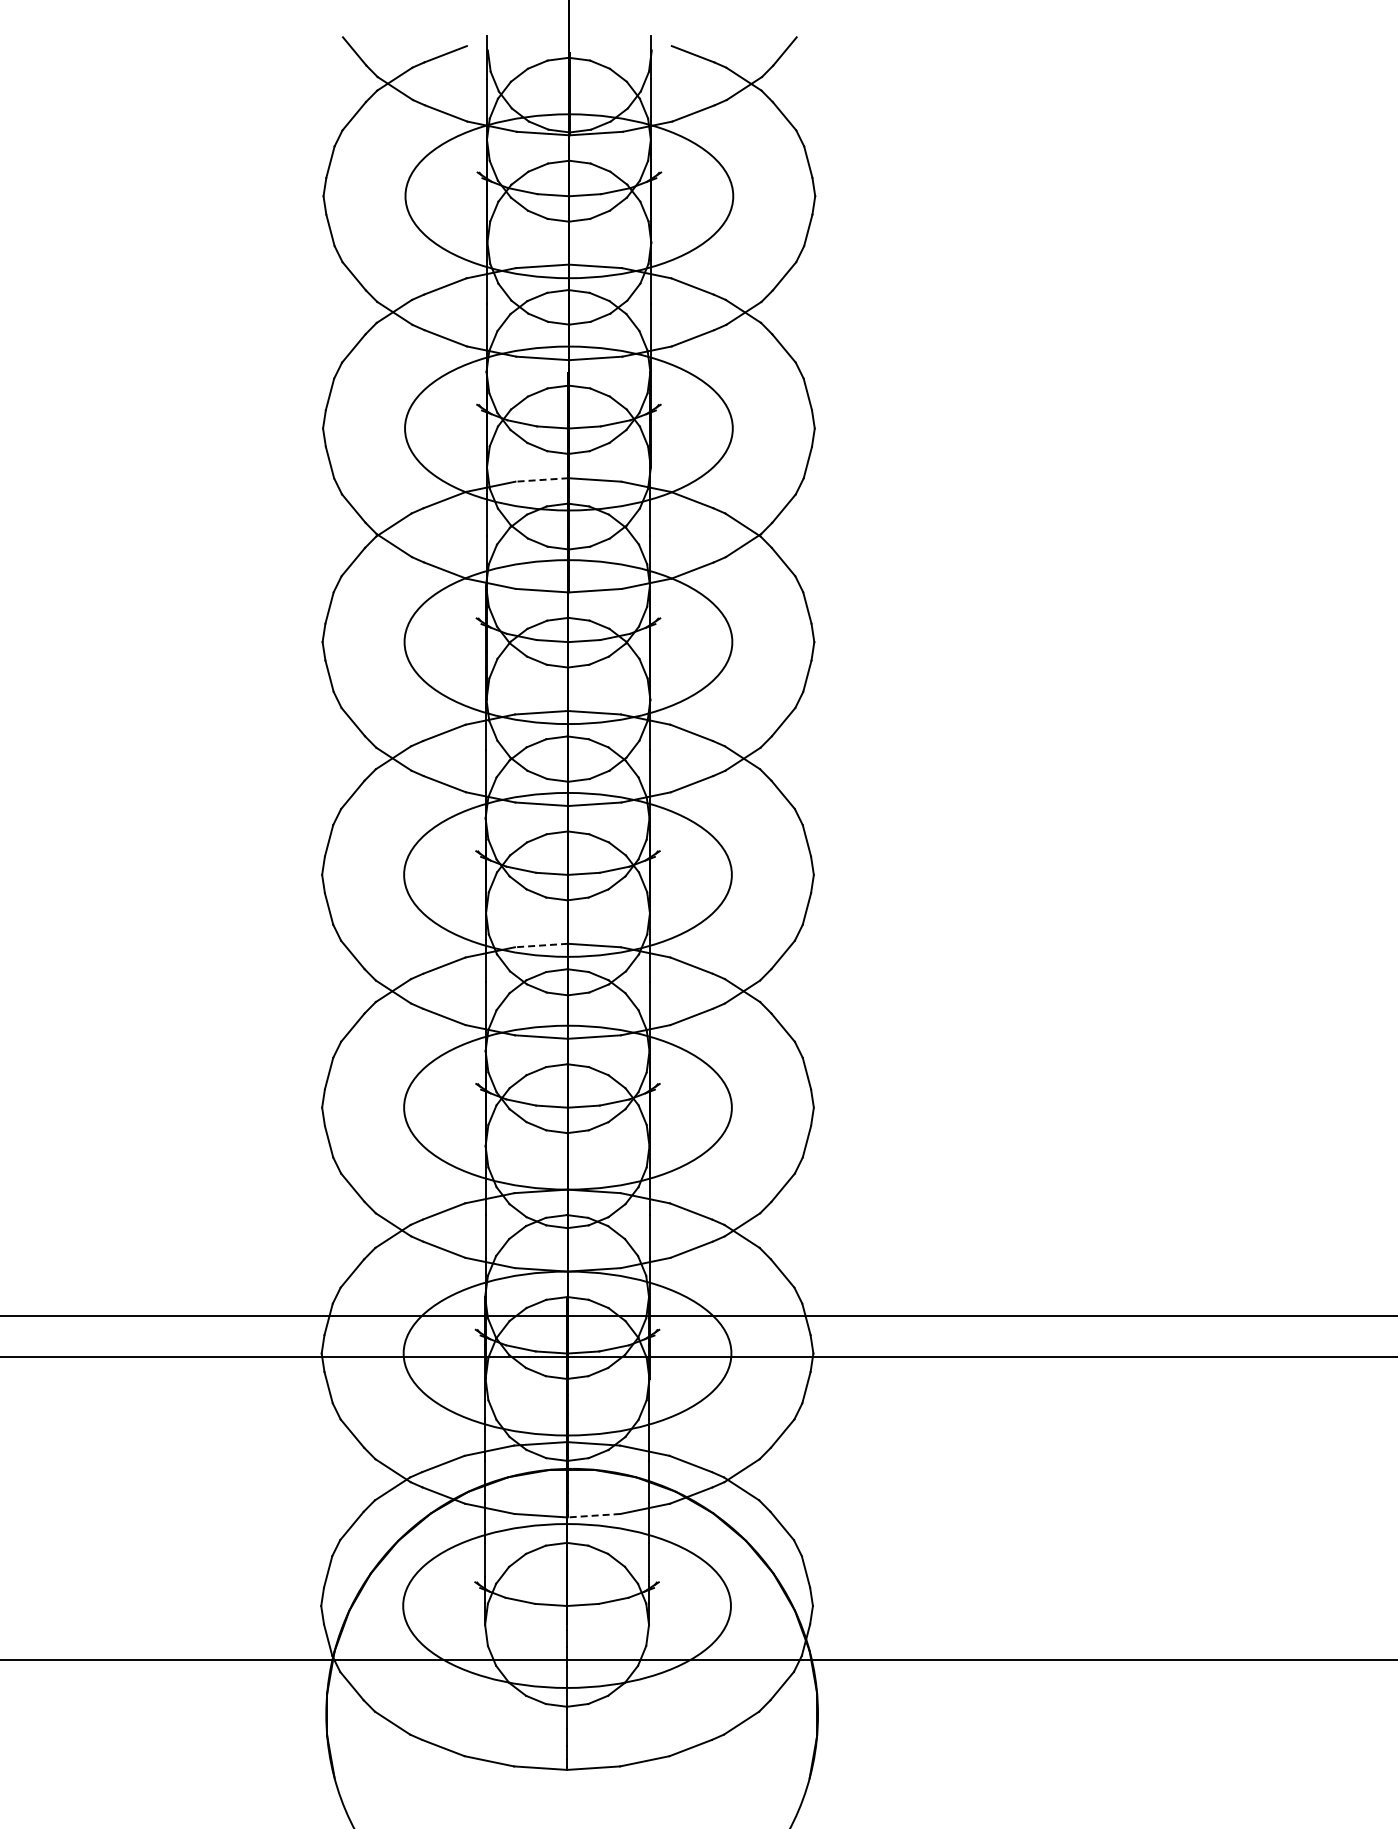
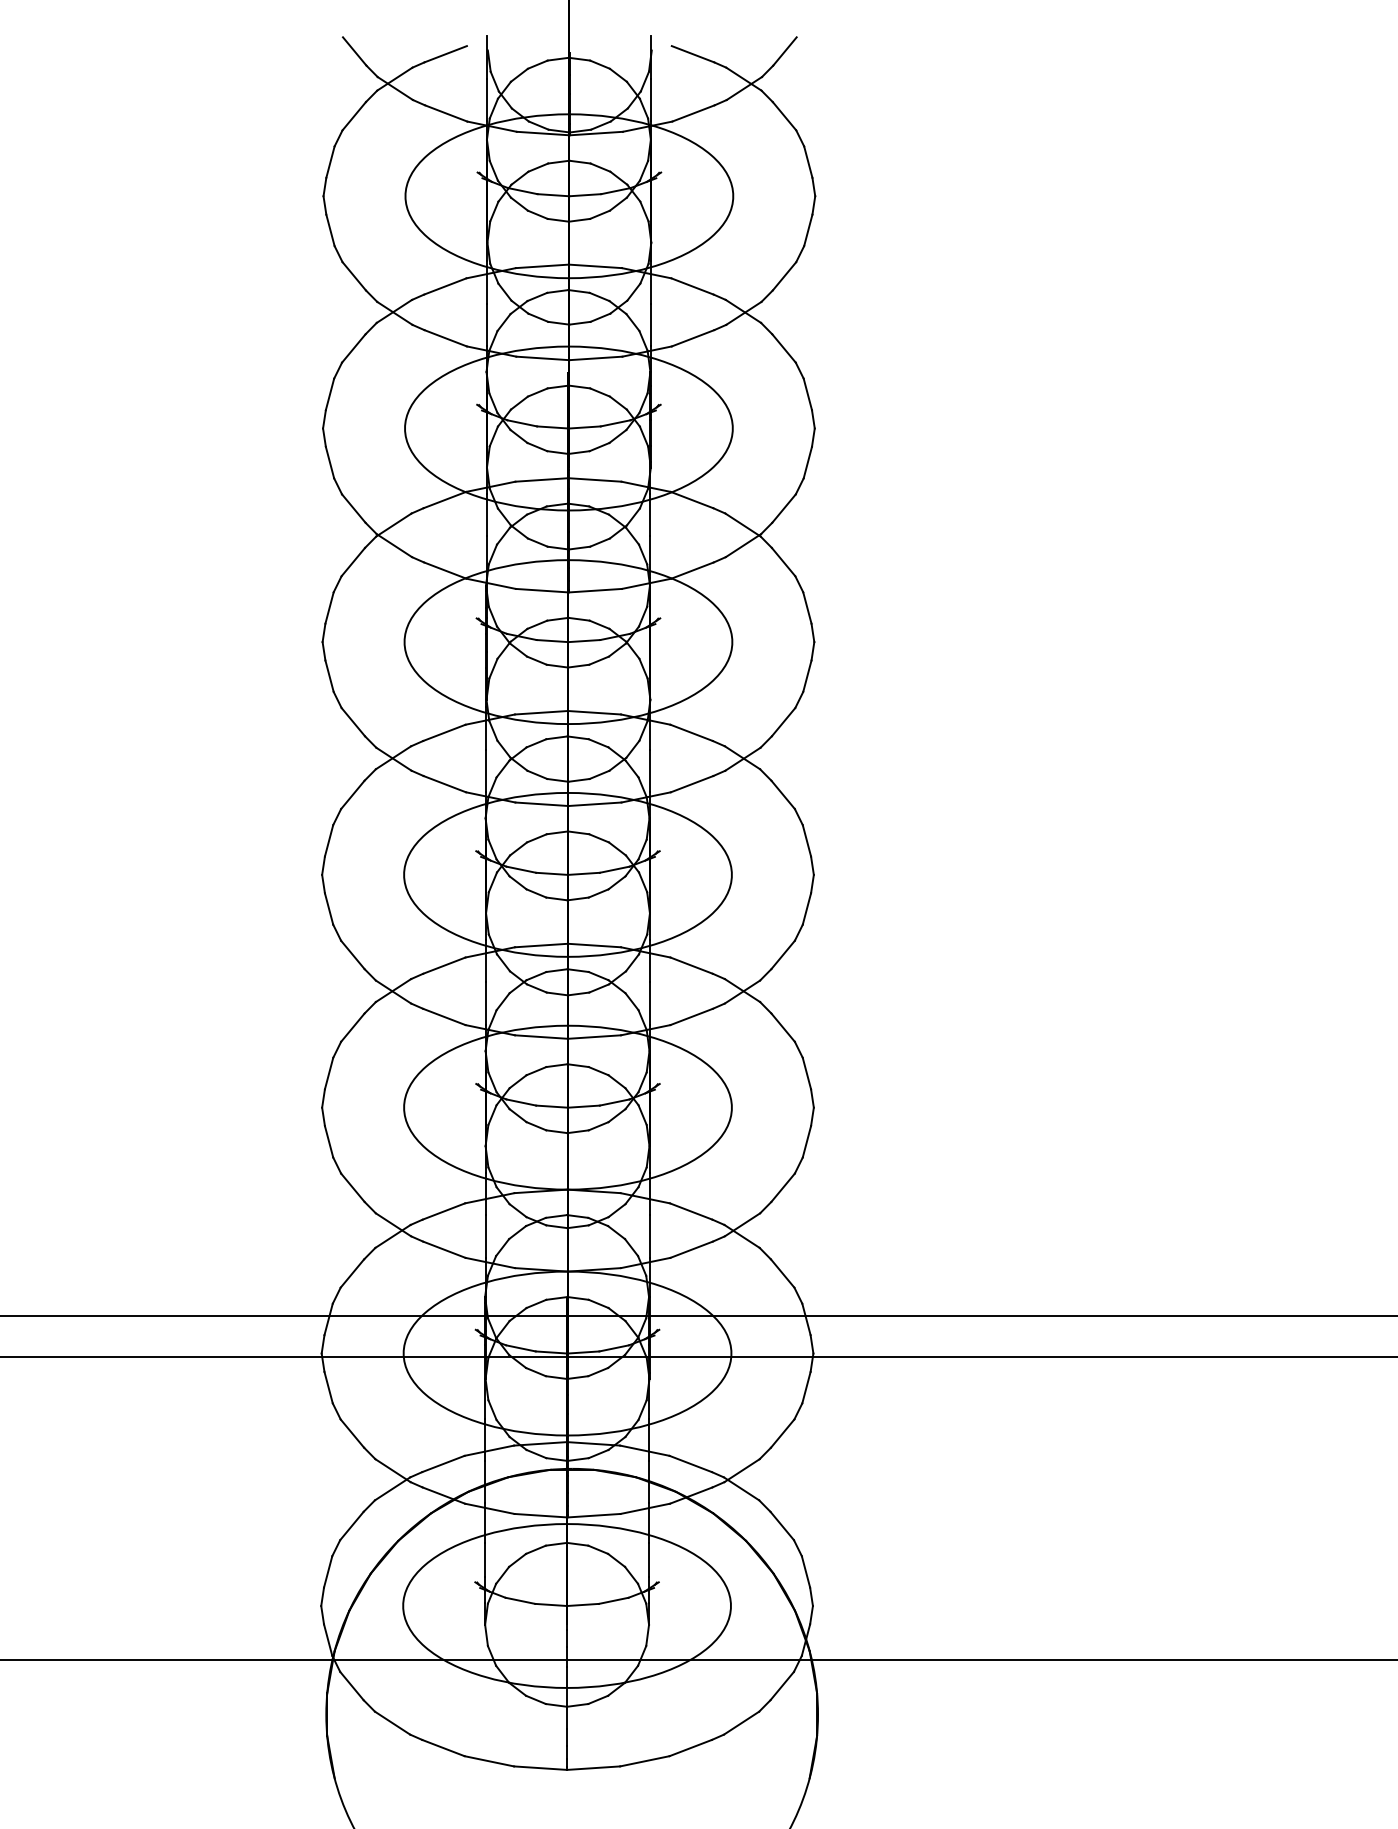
line: dashed -> solid (541, 479)
line: dashed -> solid (541, 945)
line: dashed -> solid (594, 1515)
